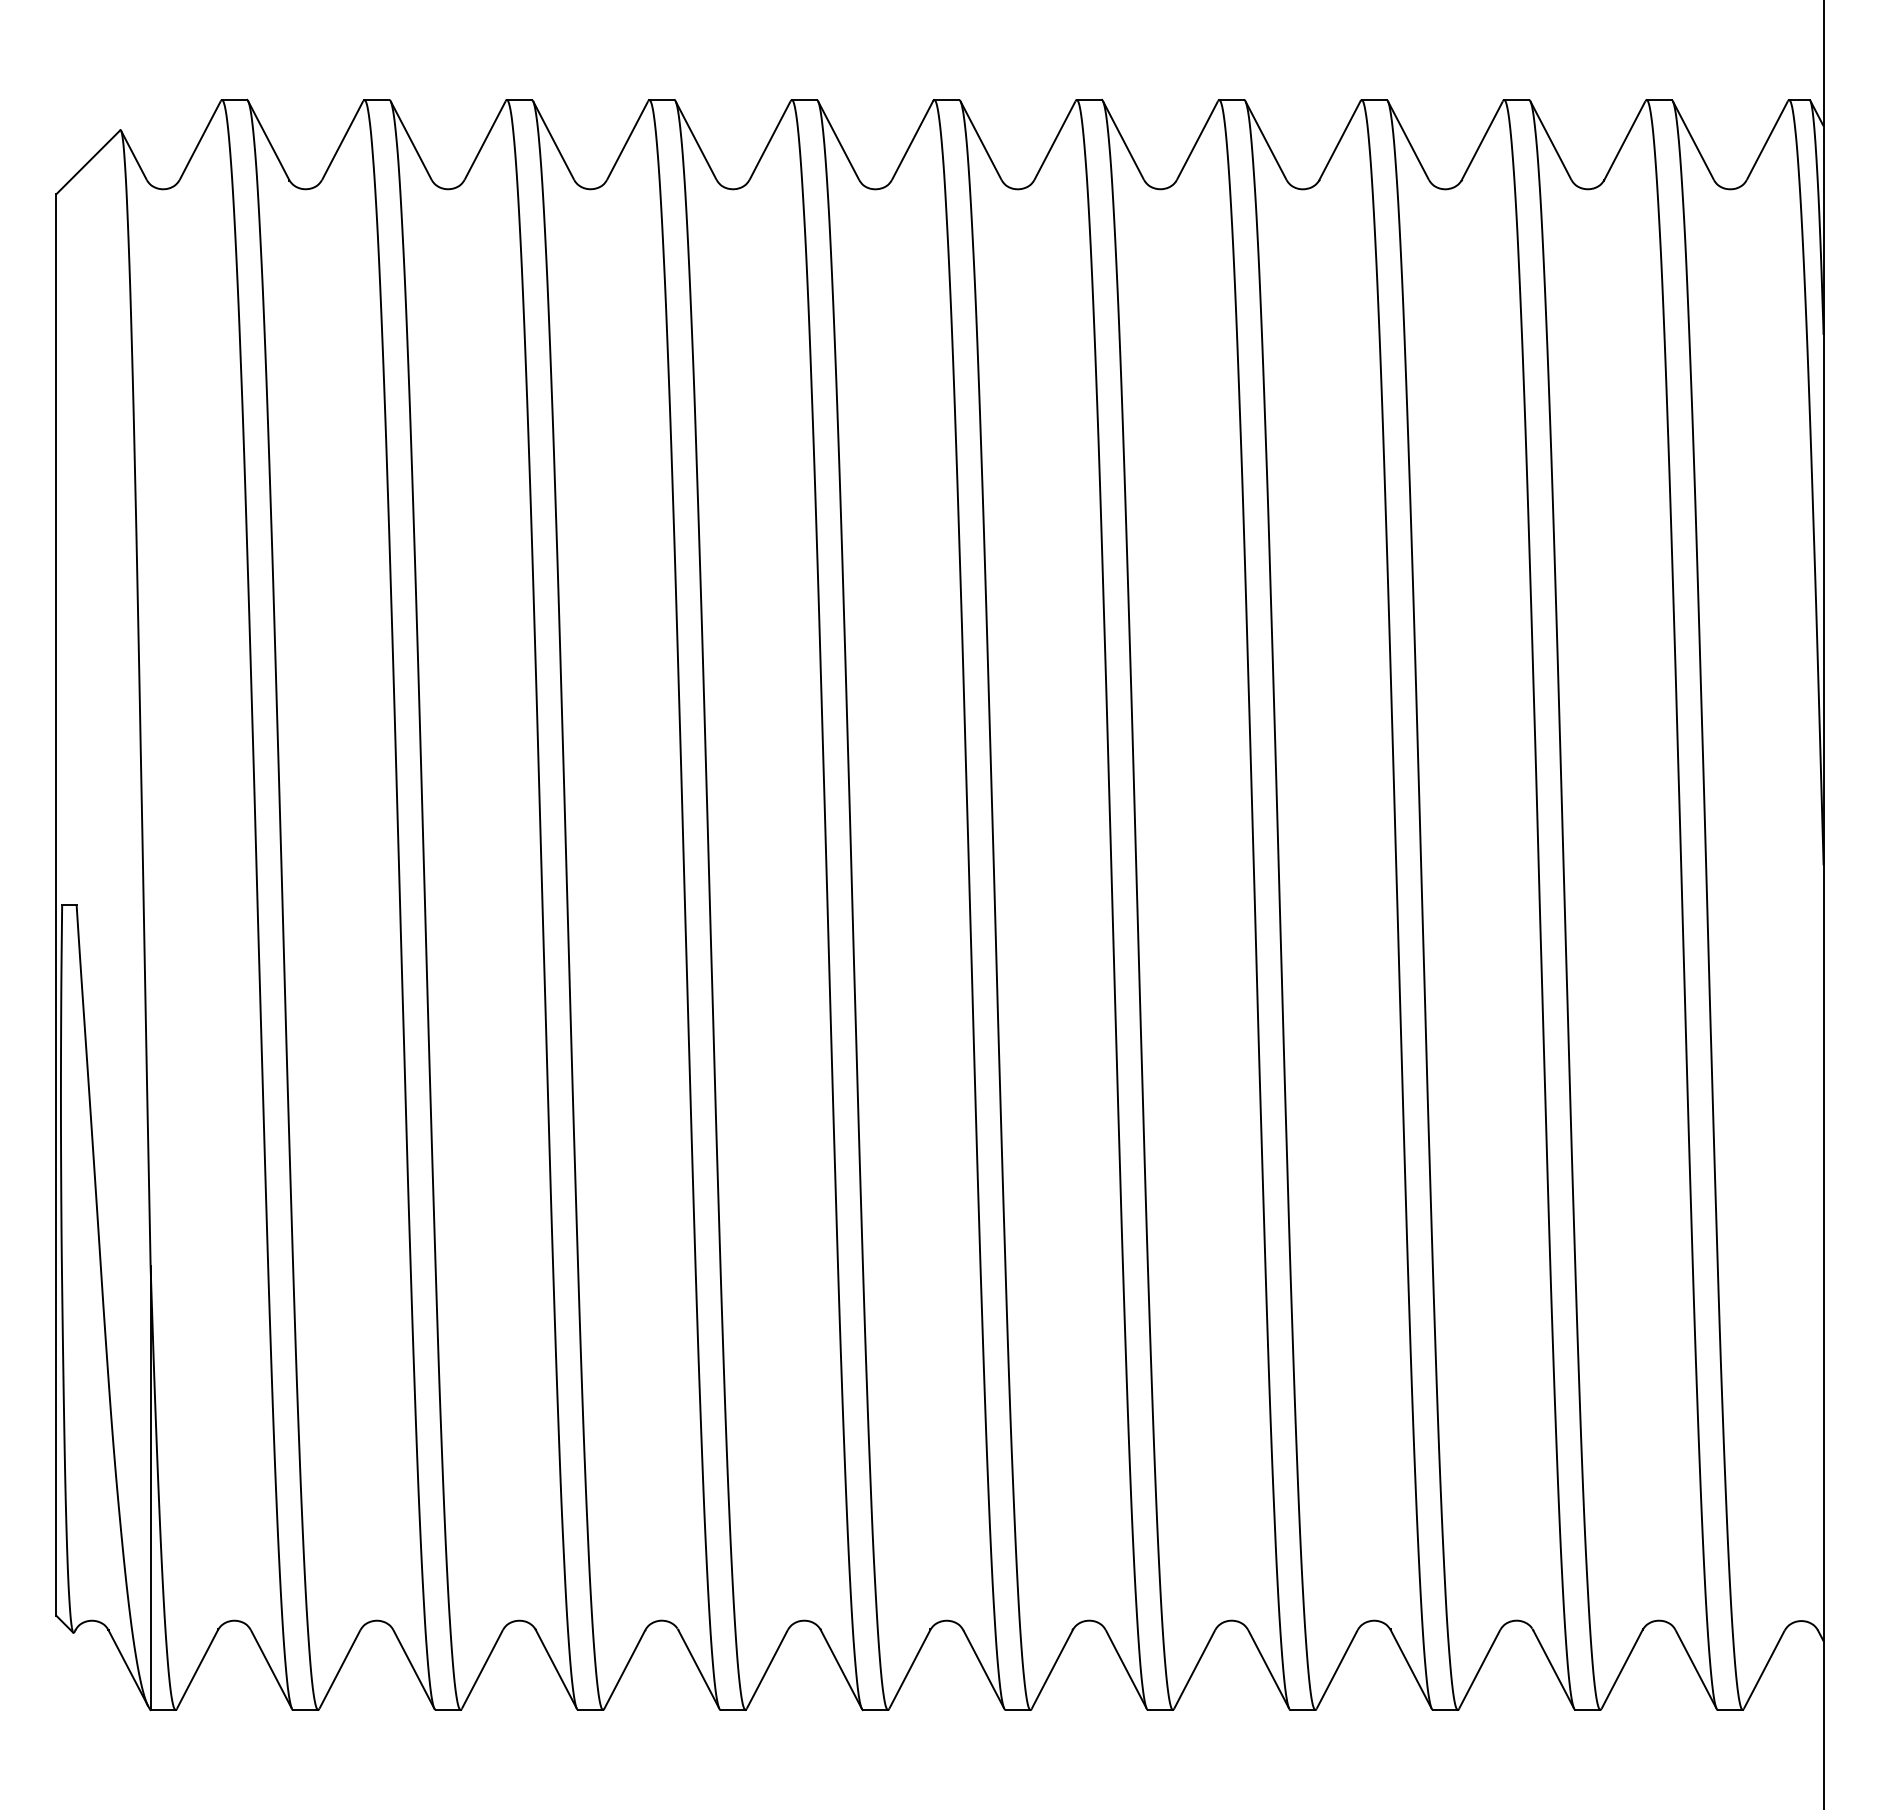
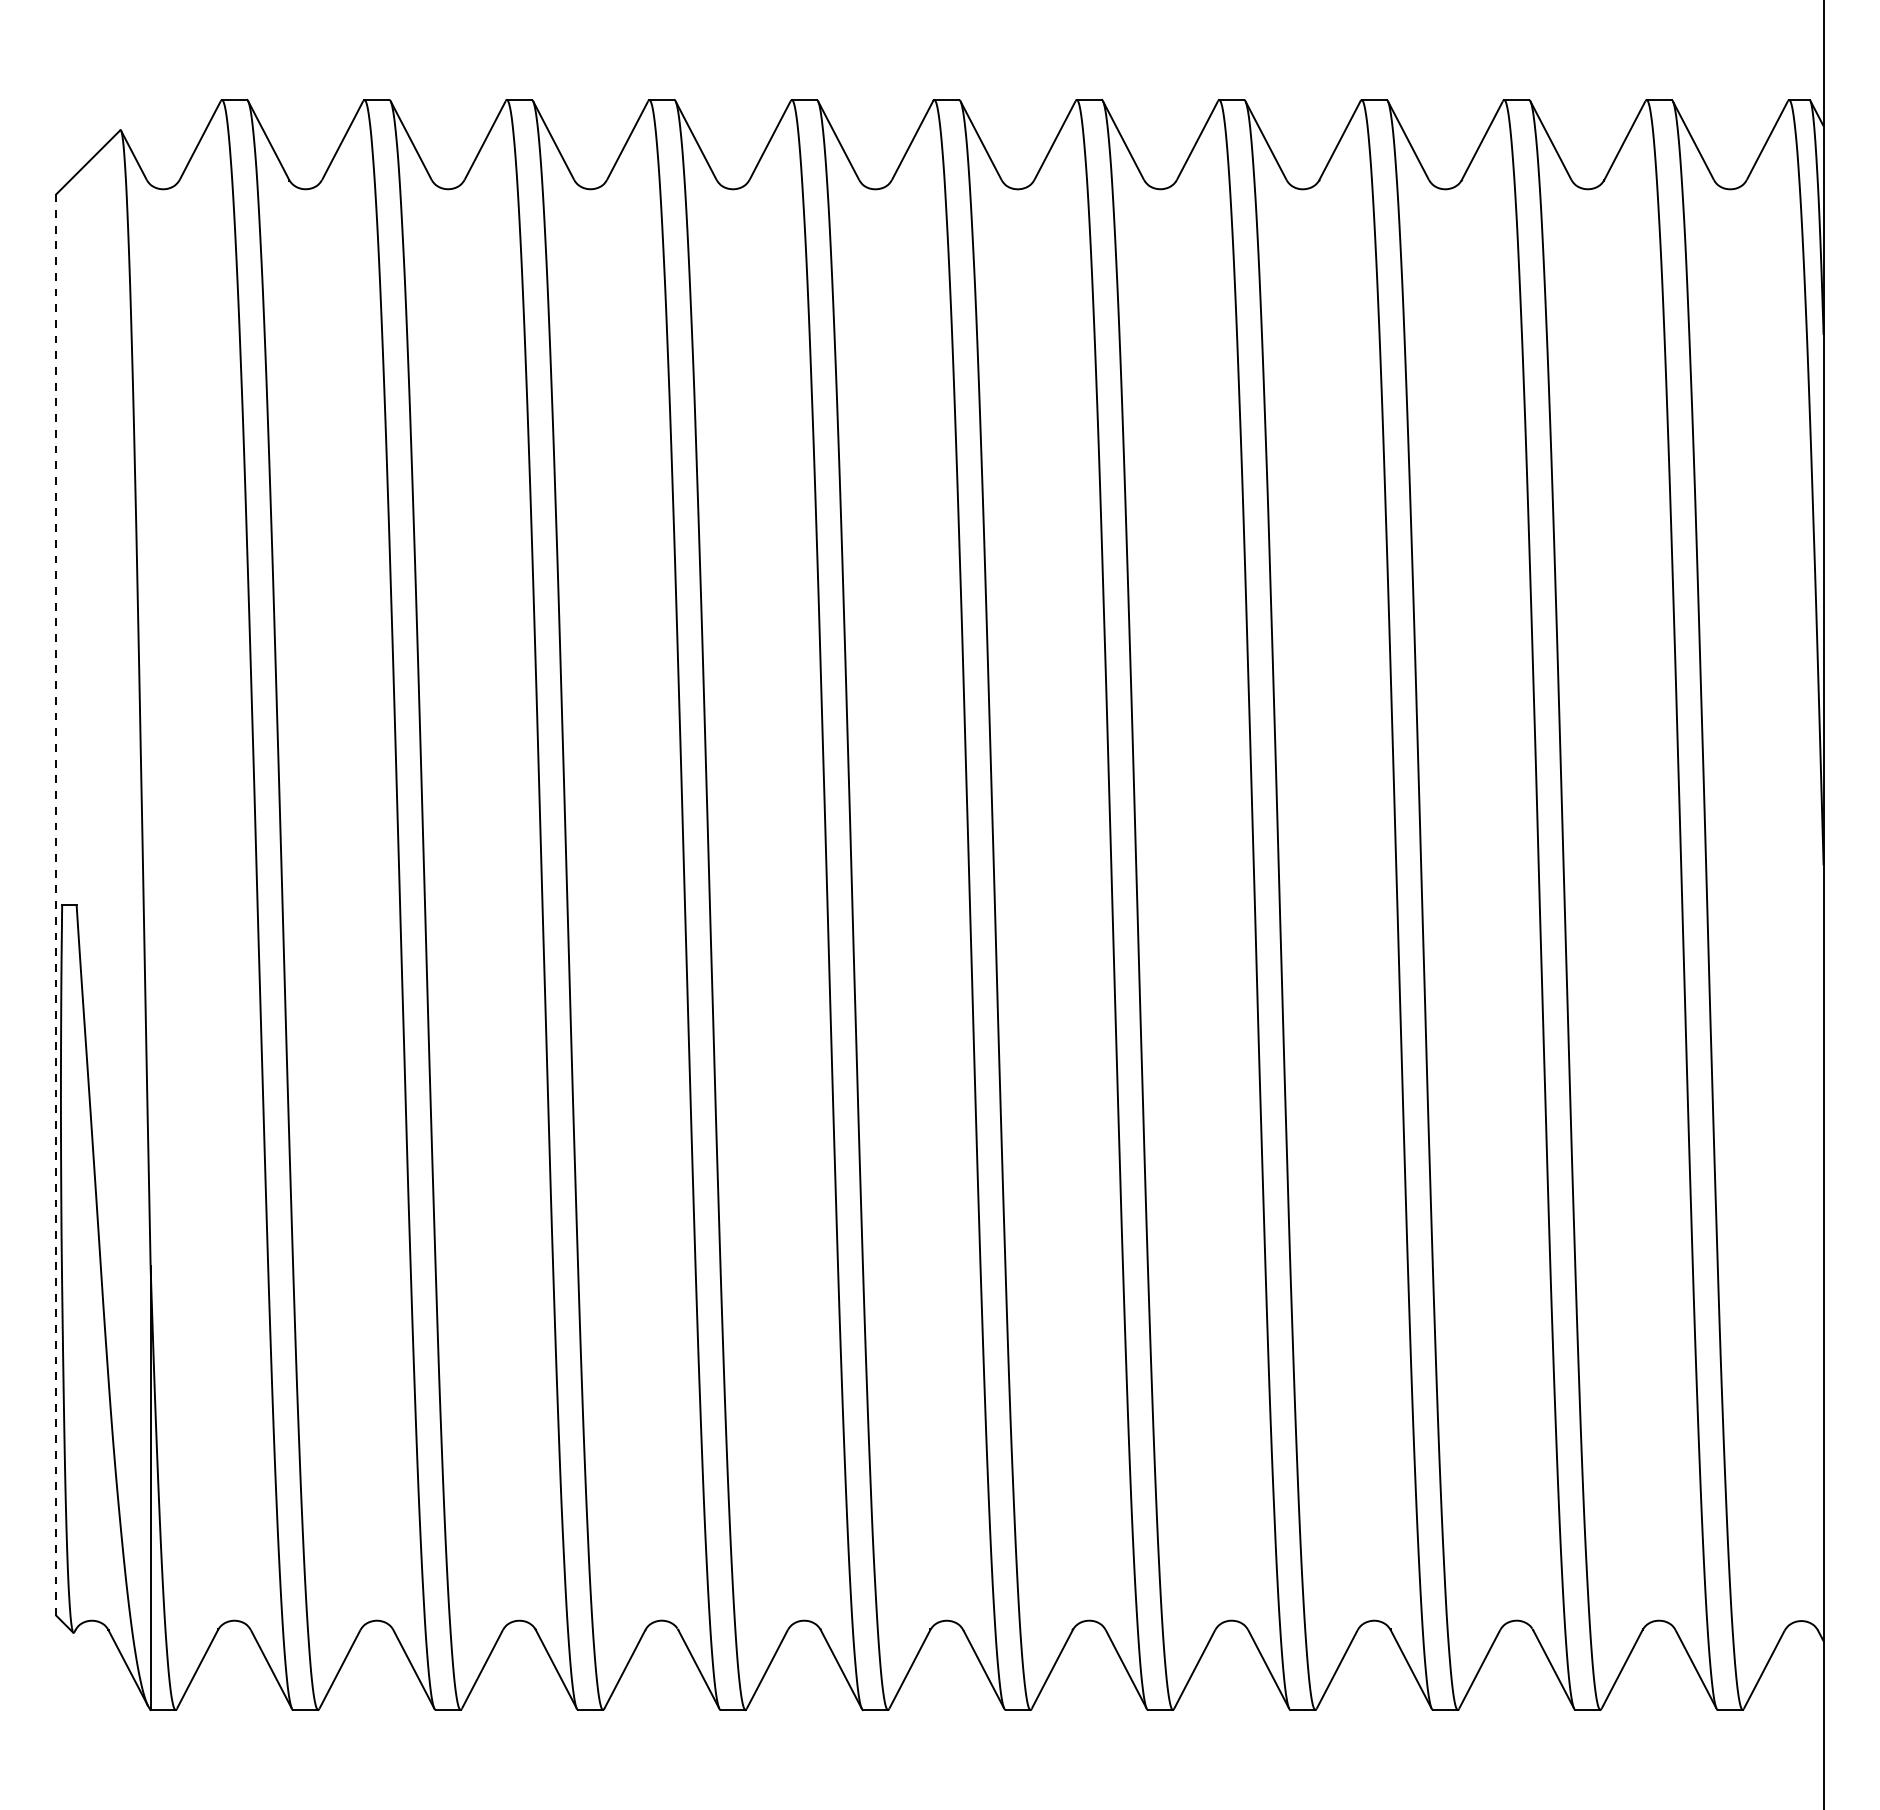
line: solid -> dashed (56, 905)
